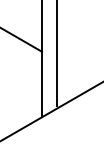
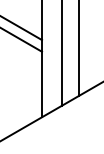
line: none -> present (22, 28)
line: none -> present (79, 48)
line position: (57, 53) -> (62, 53) (62, 53)
